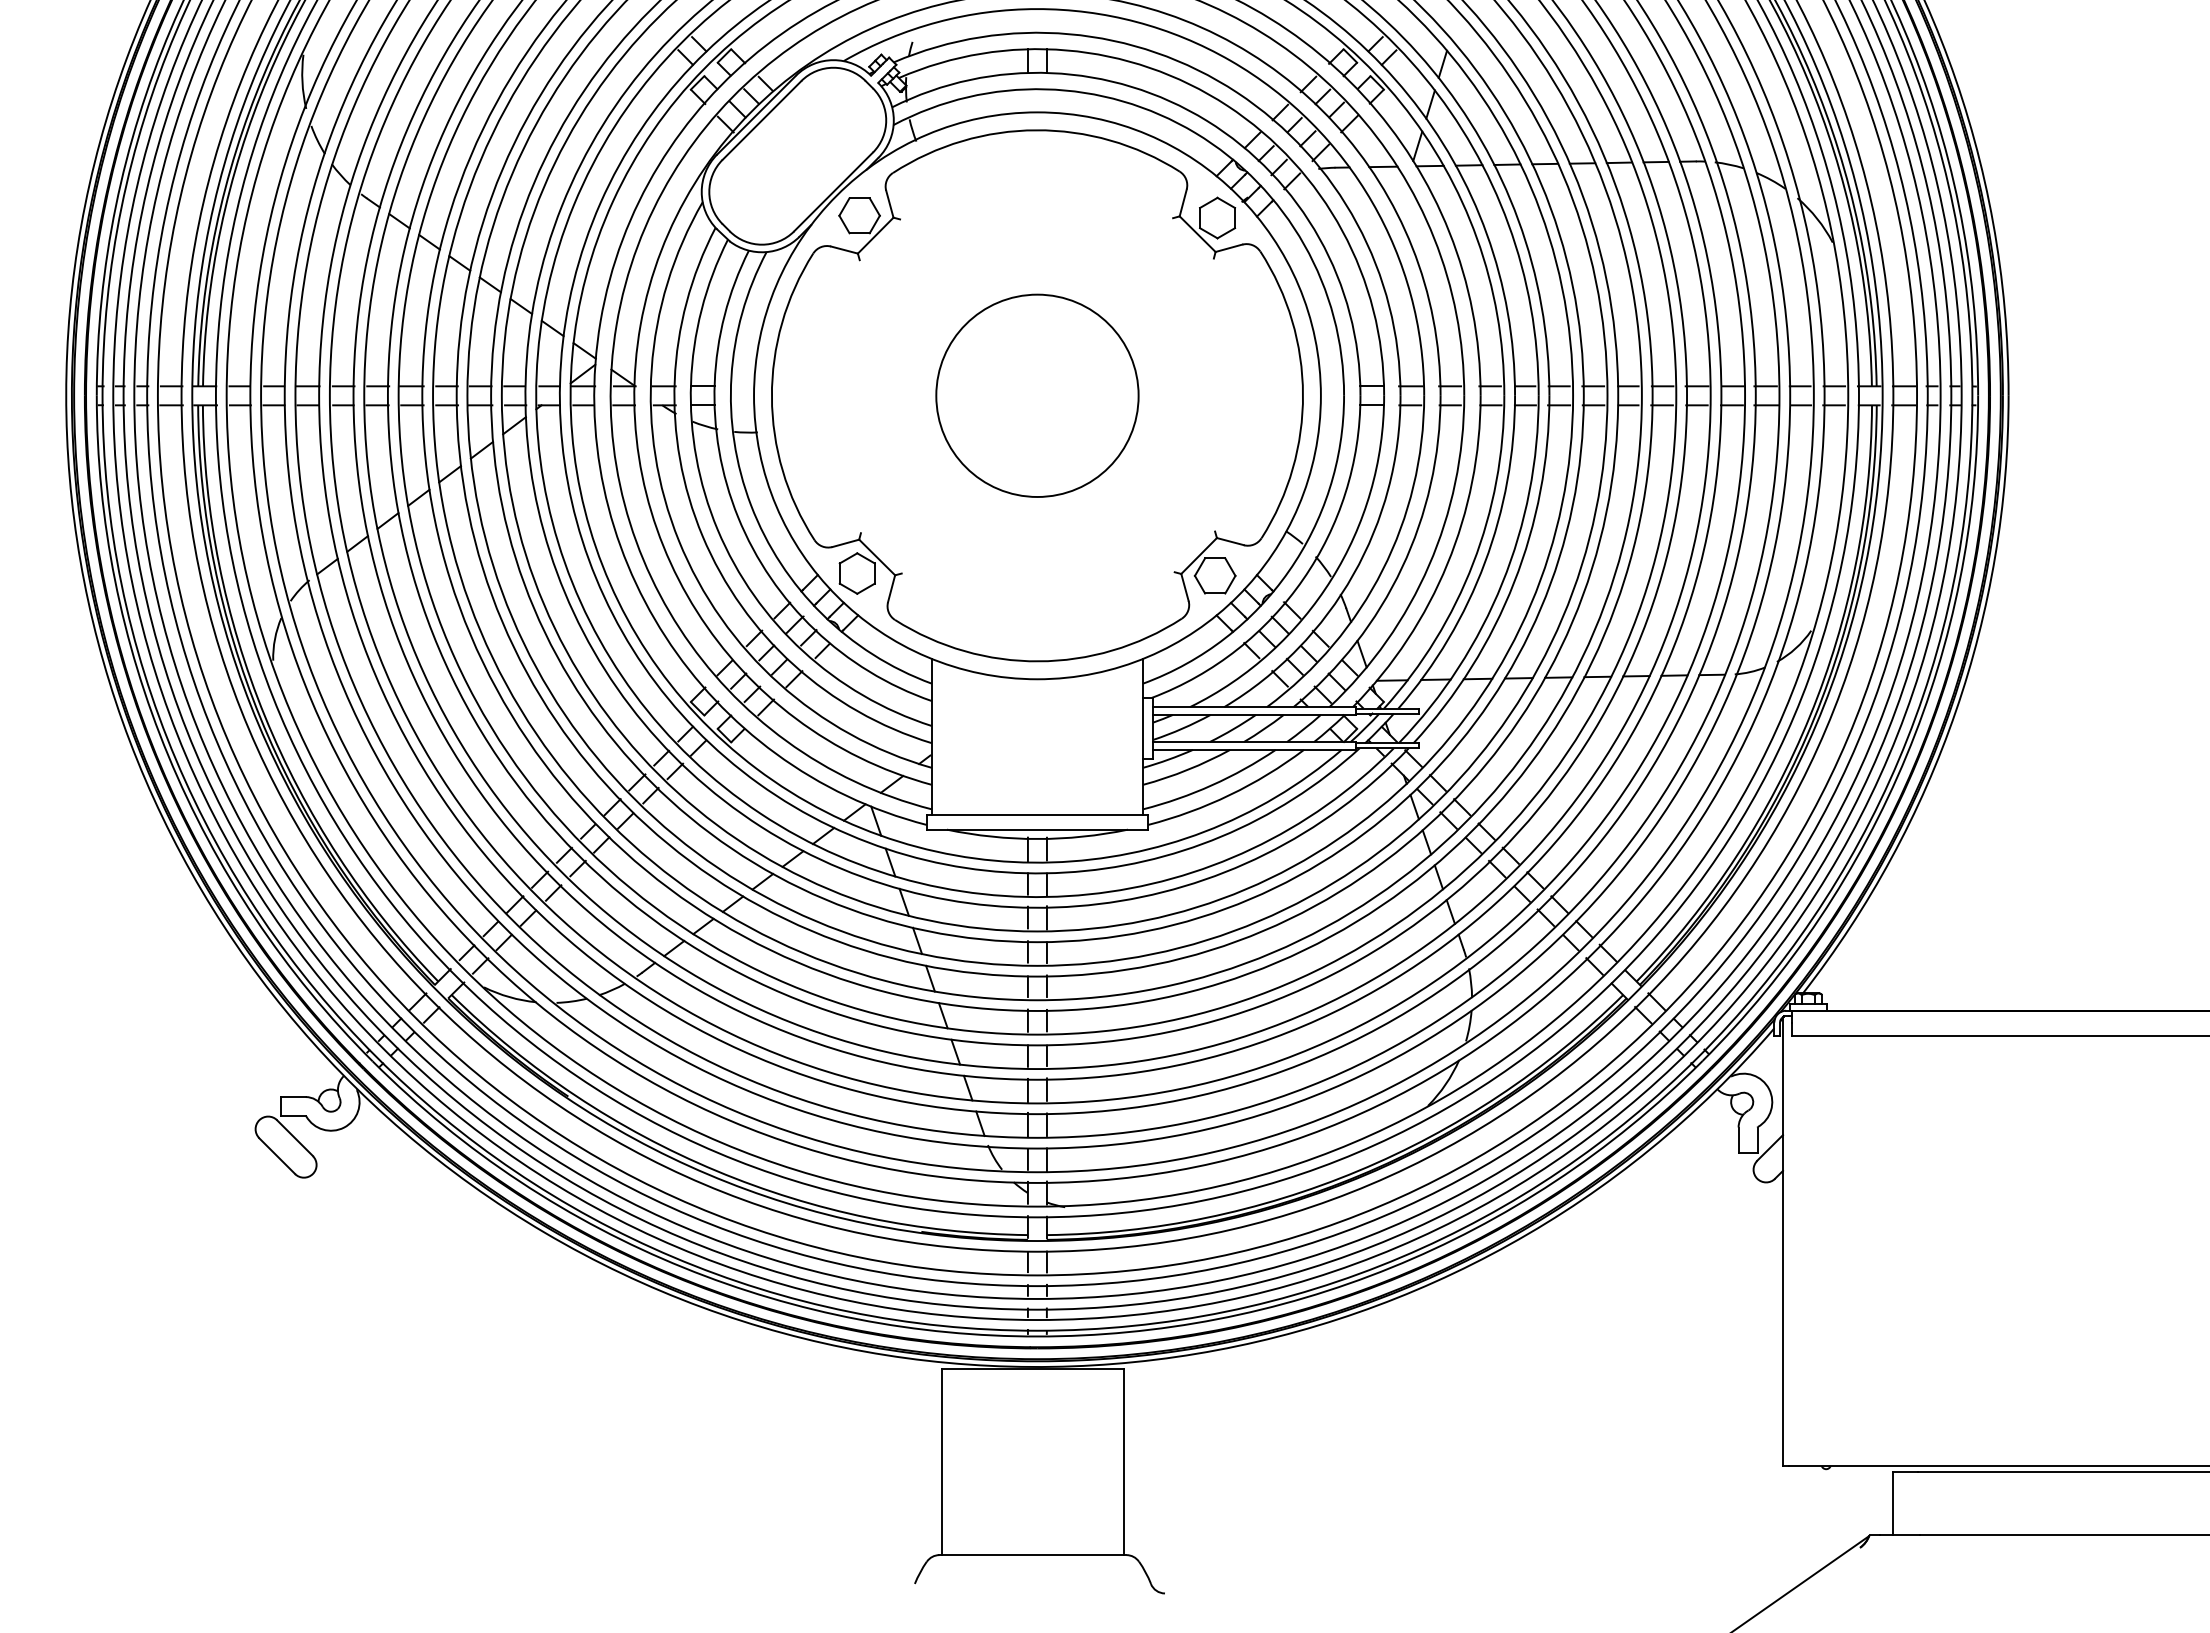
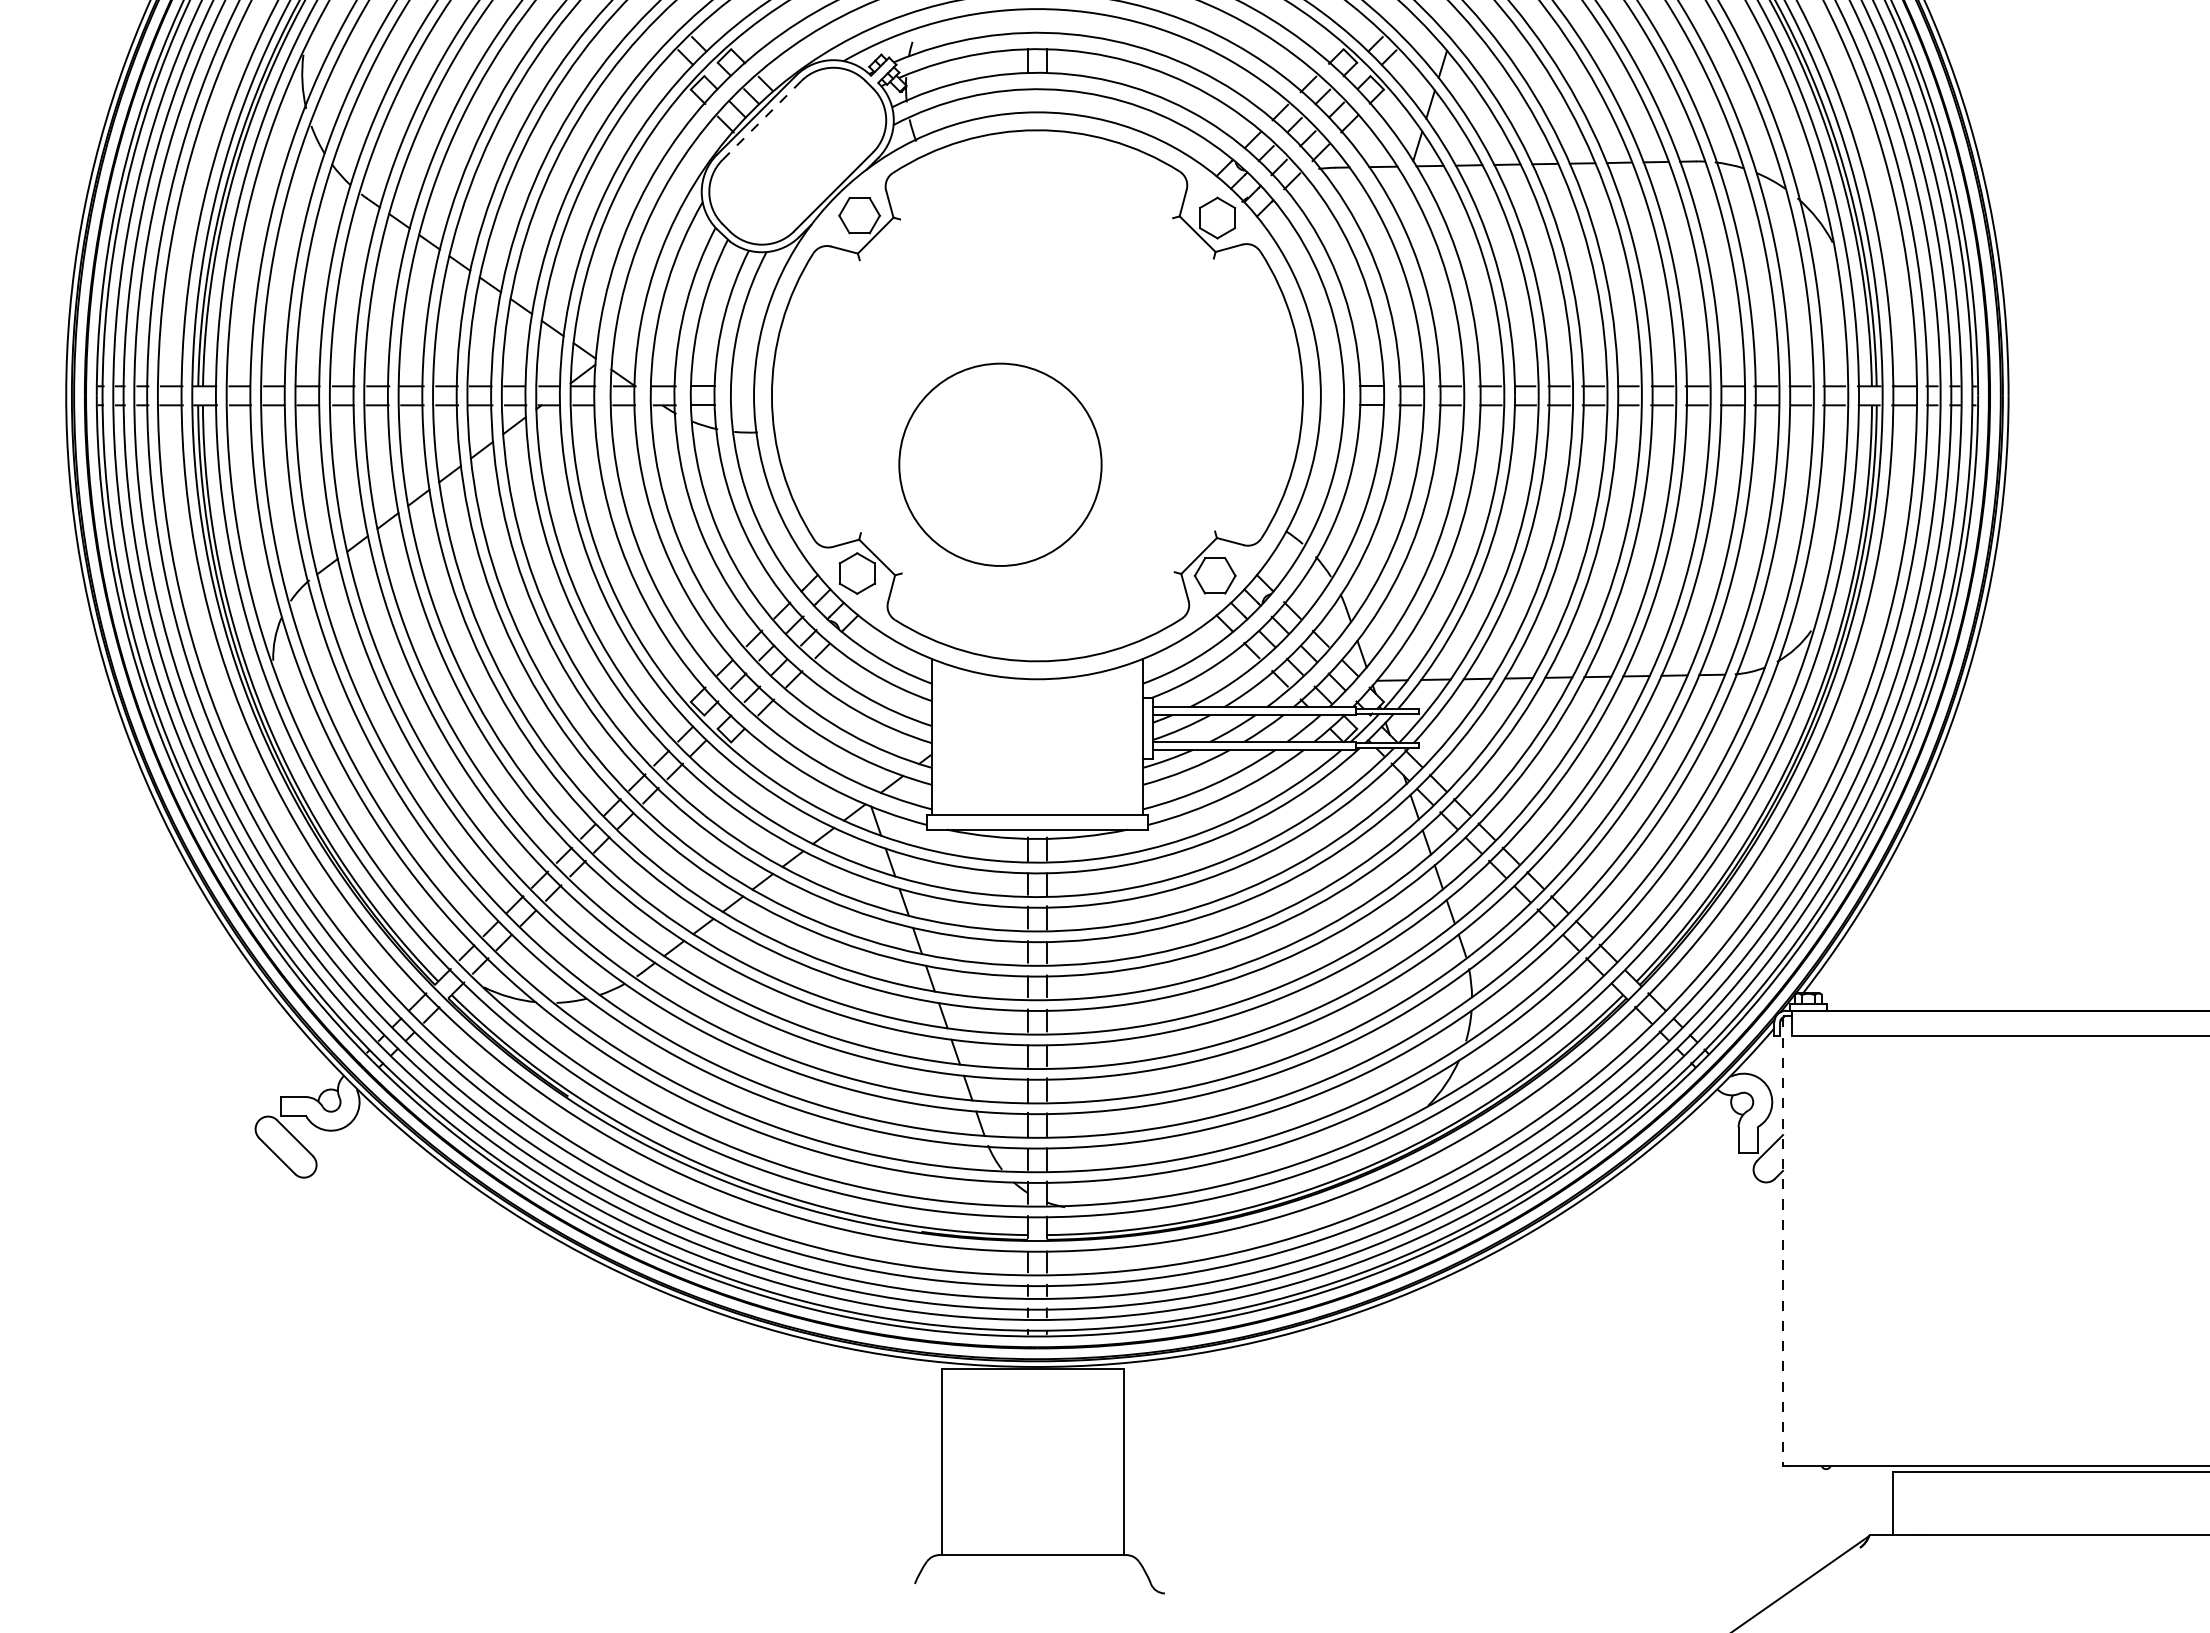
line: solid -> dashed (762, 120)
circle position: (1037, 395) -> (1000, 464) (1000, 464)
line: solid -> dashed (1783, 1242)
